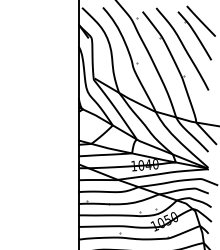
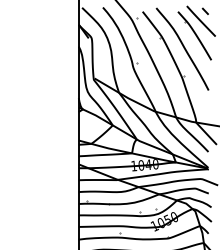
line: none -> present (204, 10)
